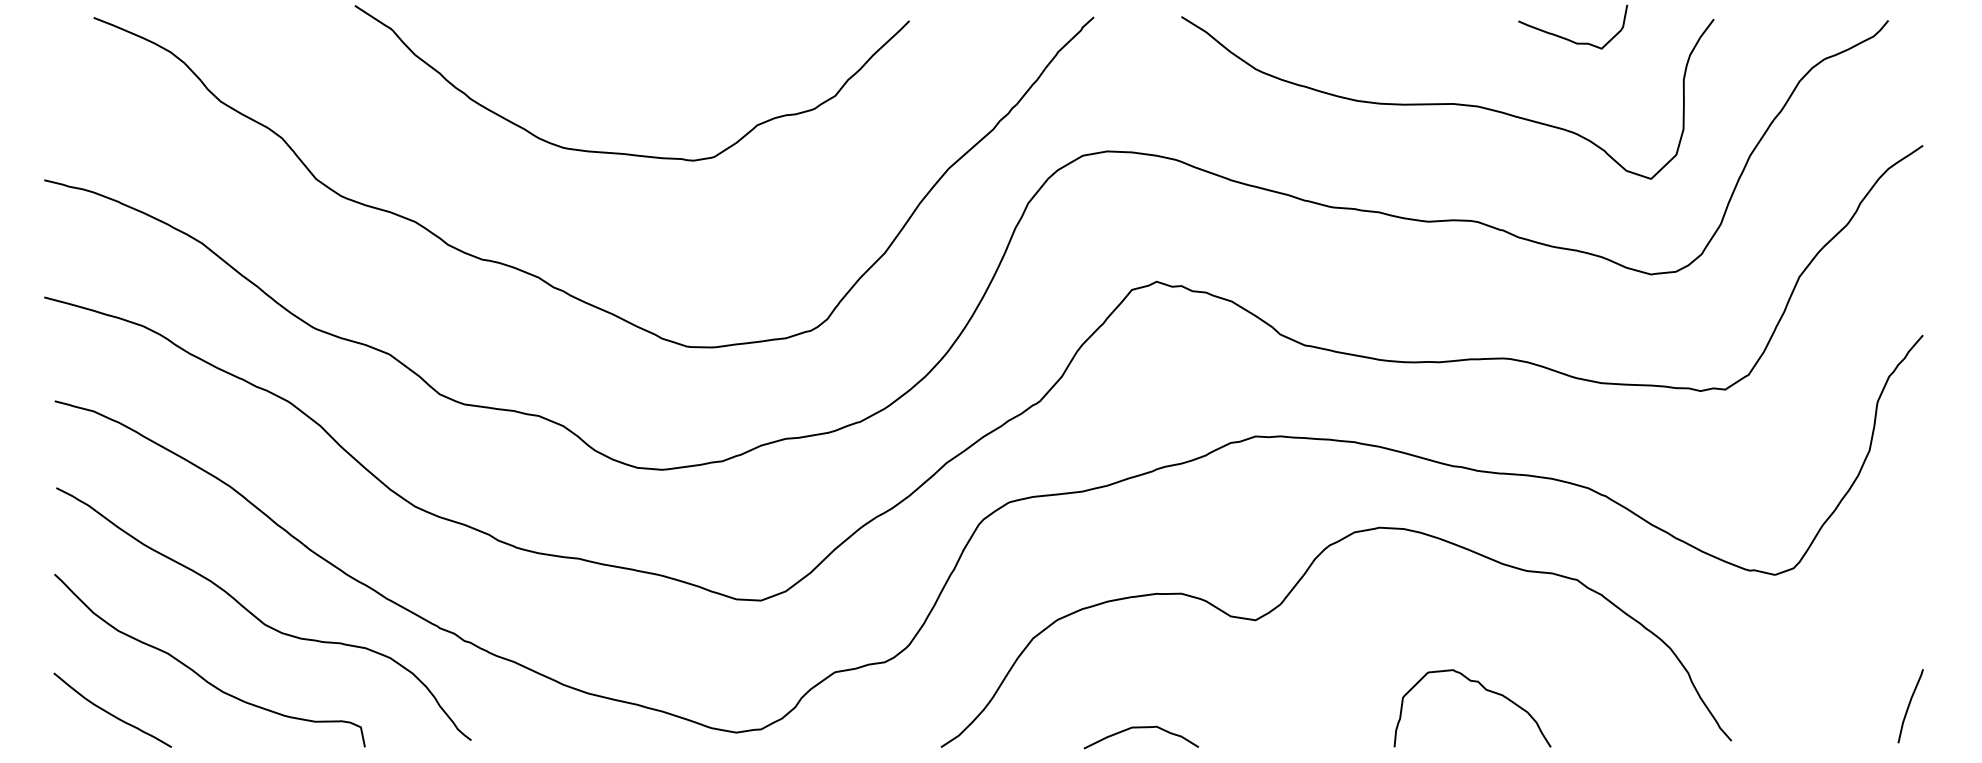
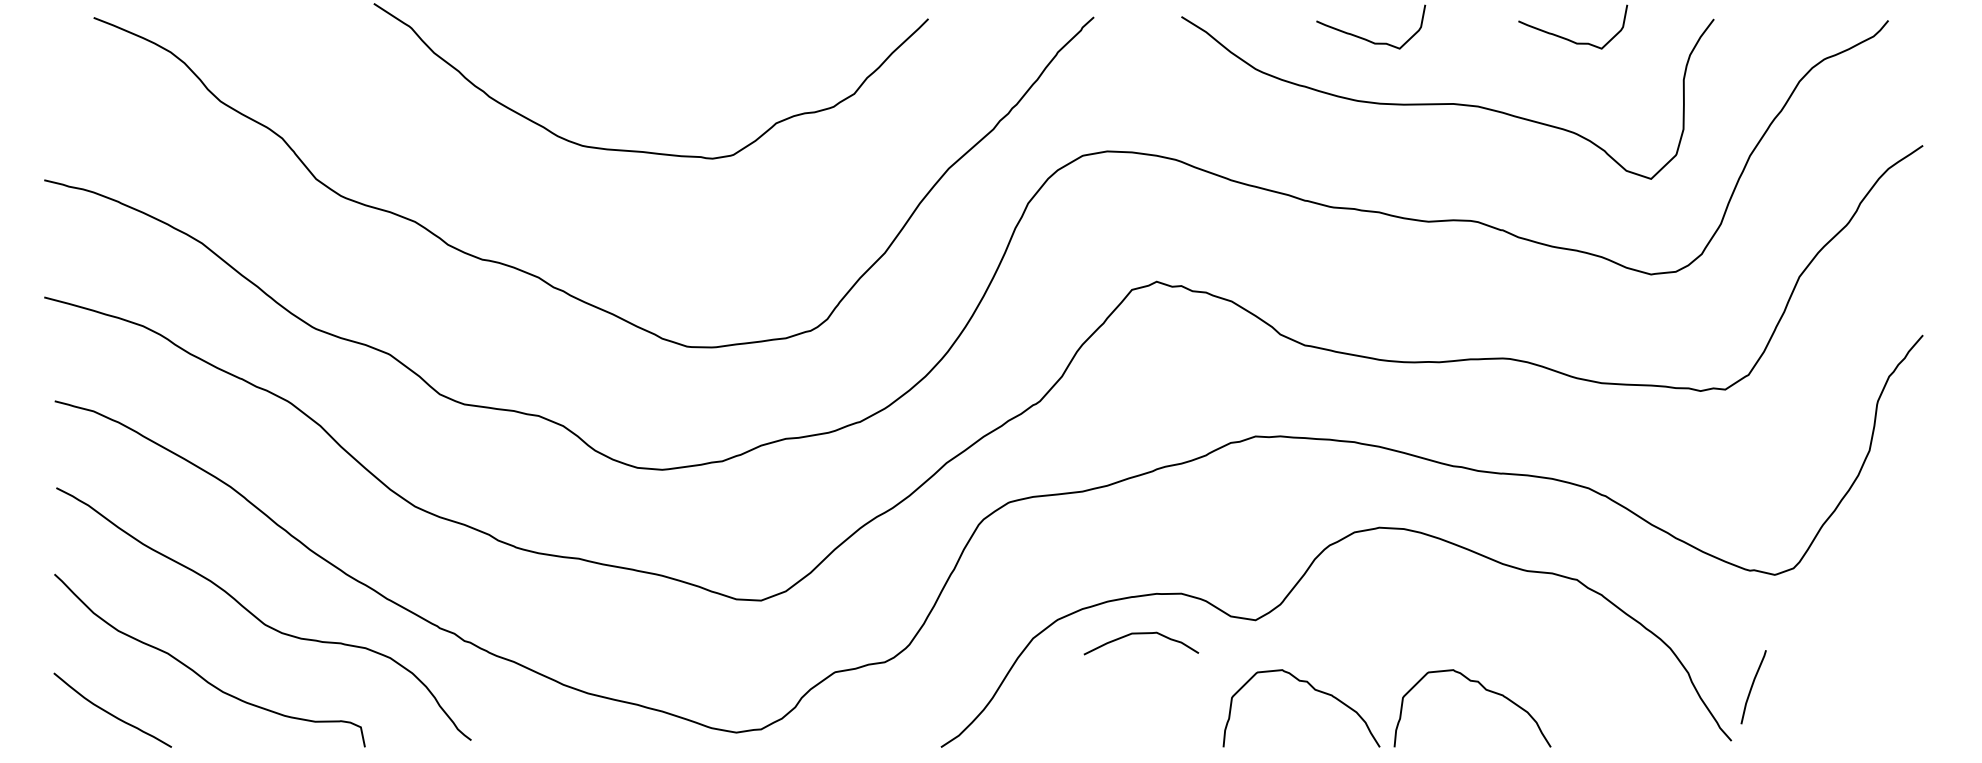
curve: none -> present (1368, 39)
curve position: (621, 152) -> (640, 150) (640, 150)
curve: none -> present (1314, 690)
curve position: (1909, 706) -> (1752, 687) (1752, 687)
curve position: (1141, 728) -> (1141, 634) (1141, 634)
